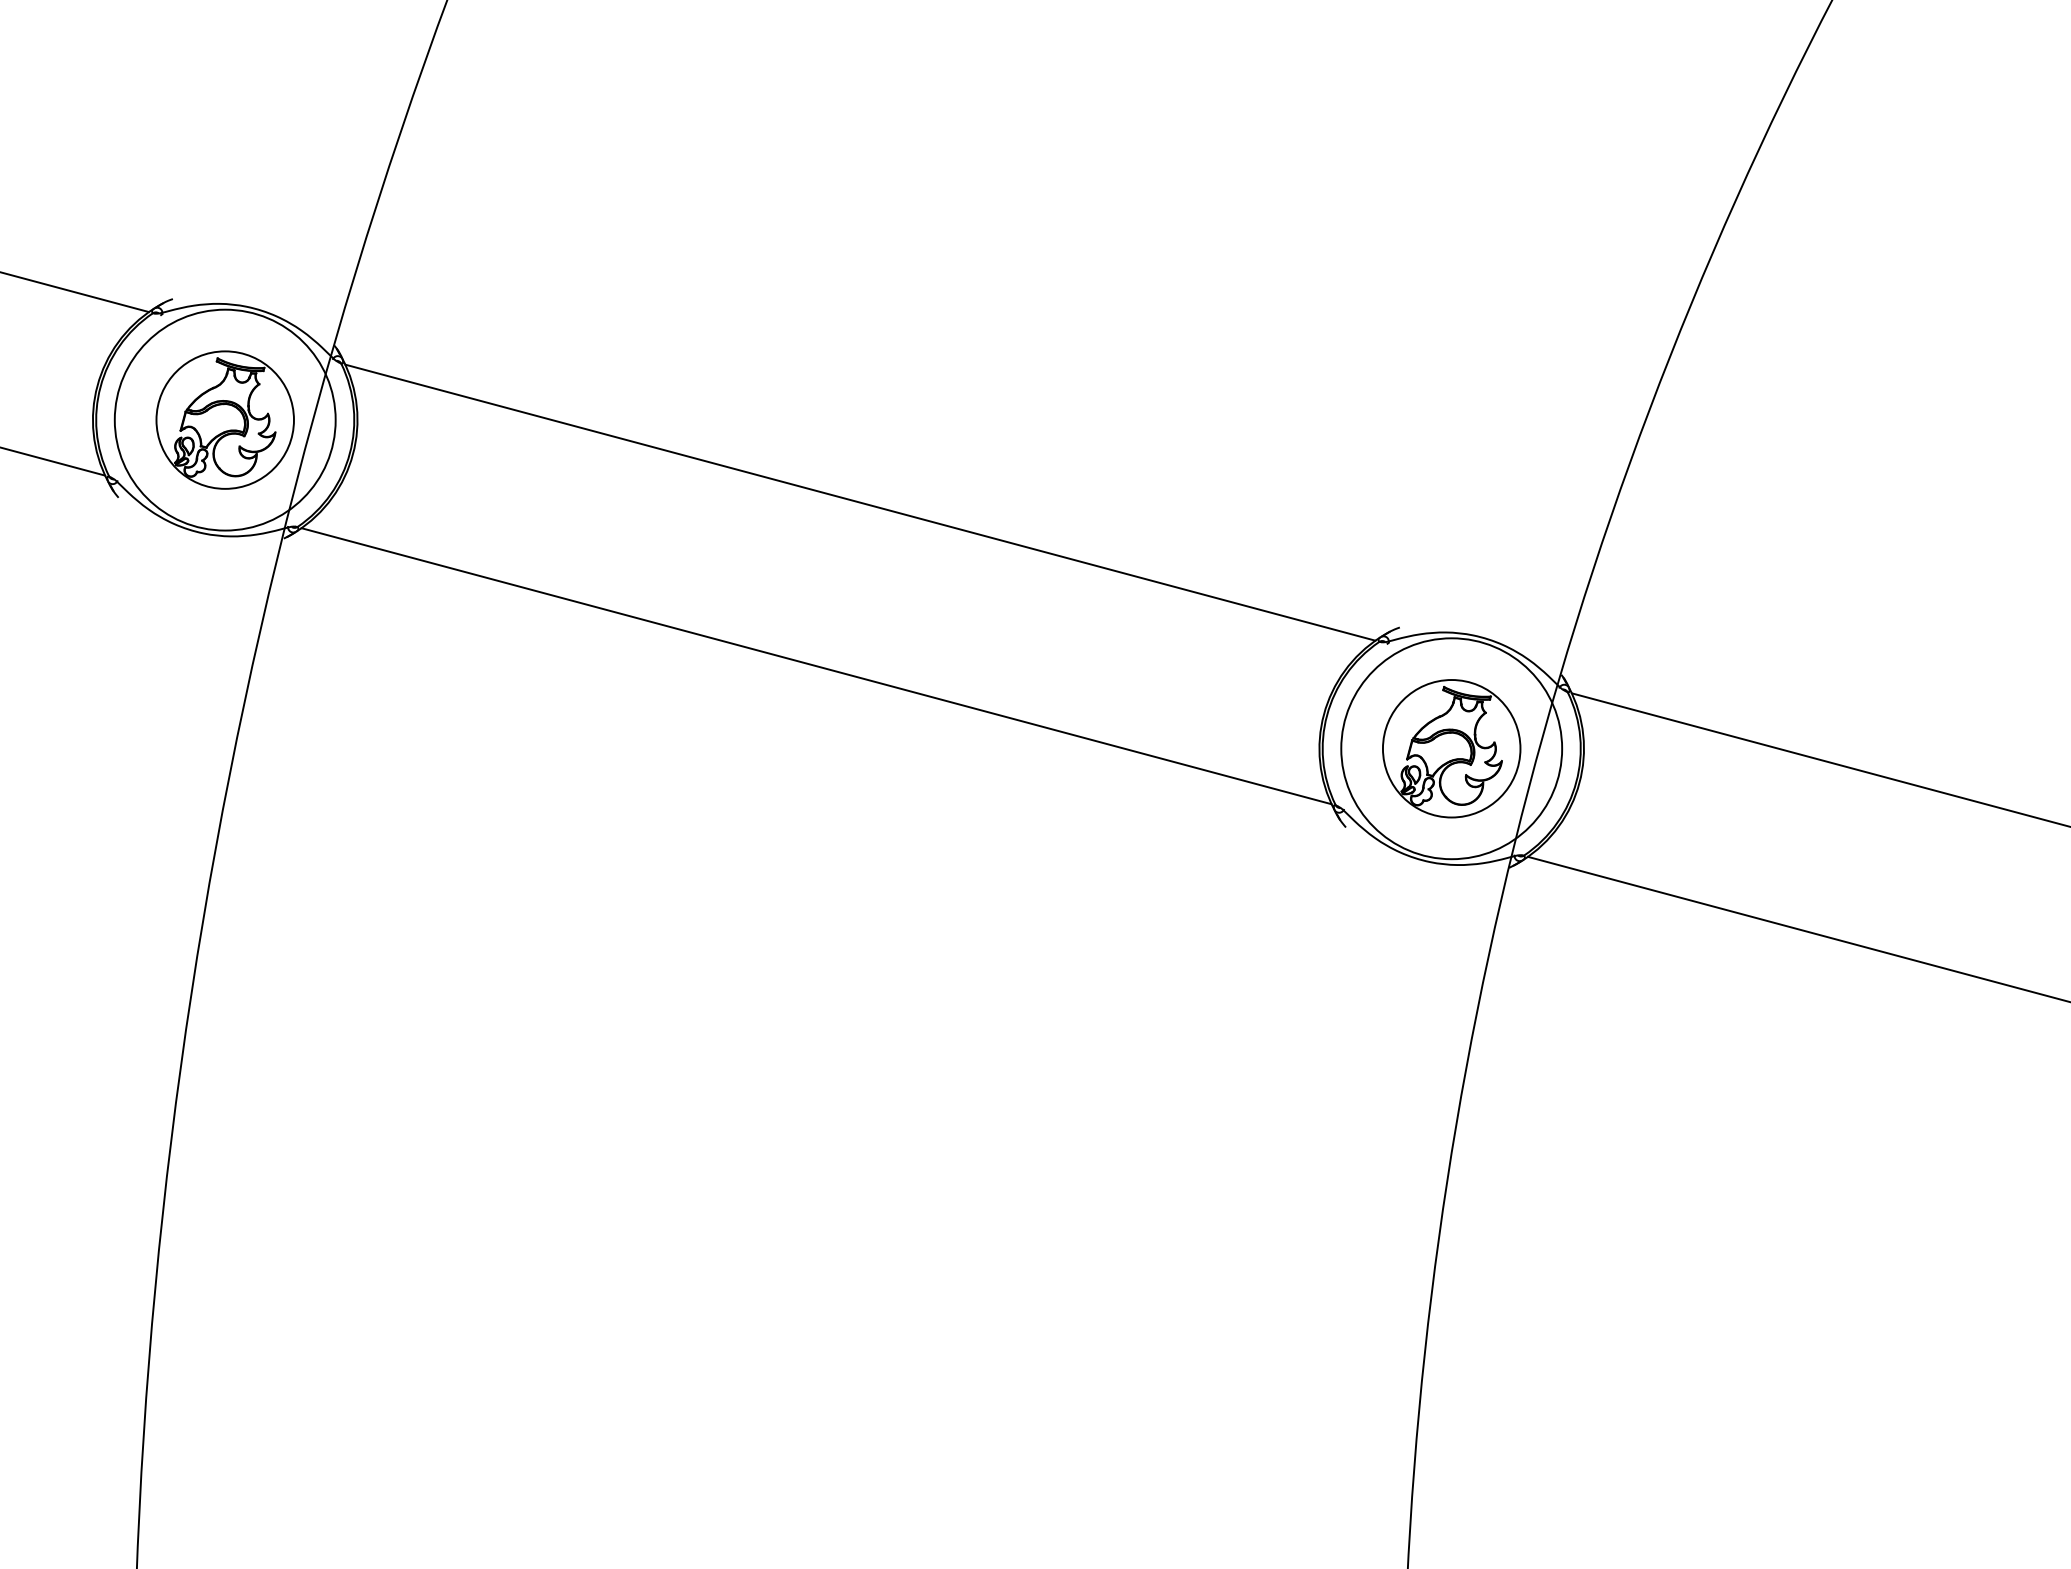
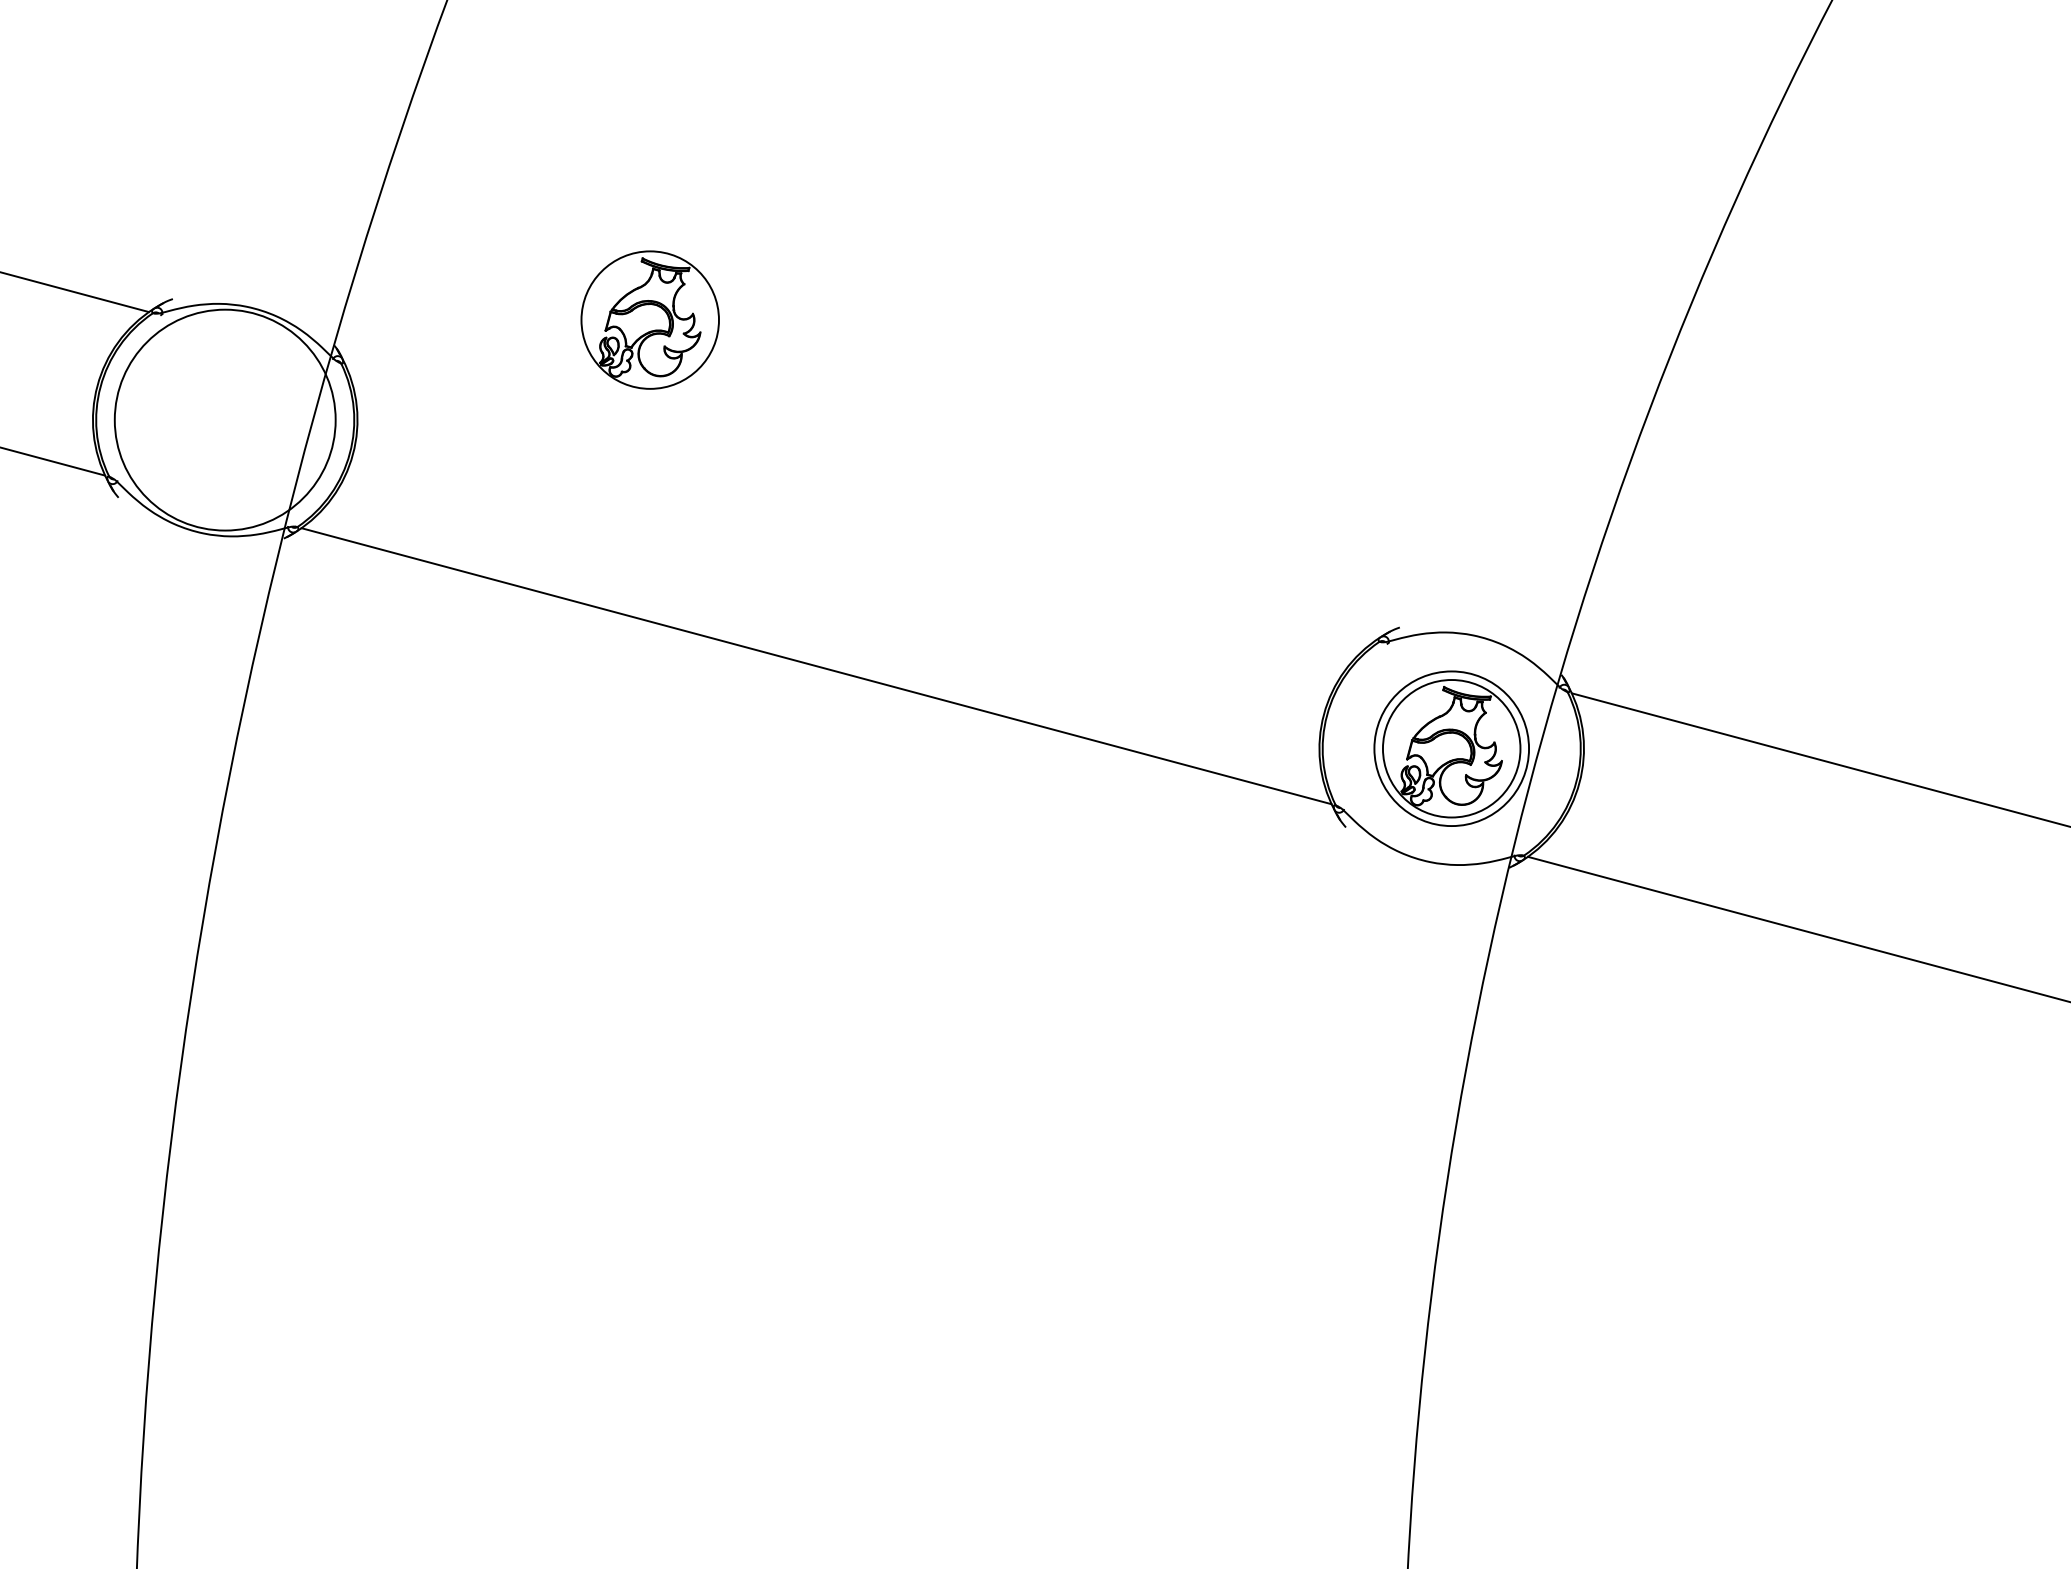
part position: (224, 419) -> (649, 319) (649, 319)
line: present -> none (860, 502)
circle diameter: 221 px -> 155 px (1451, 748)
